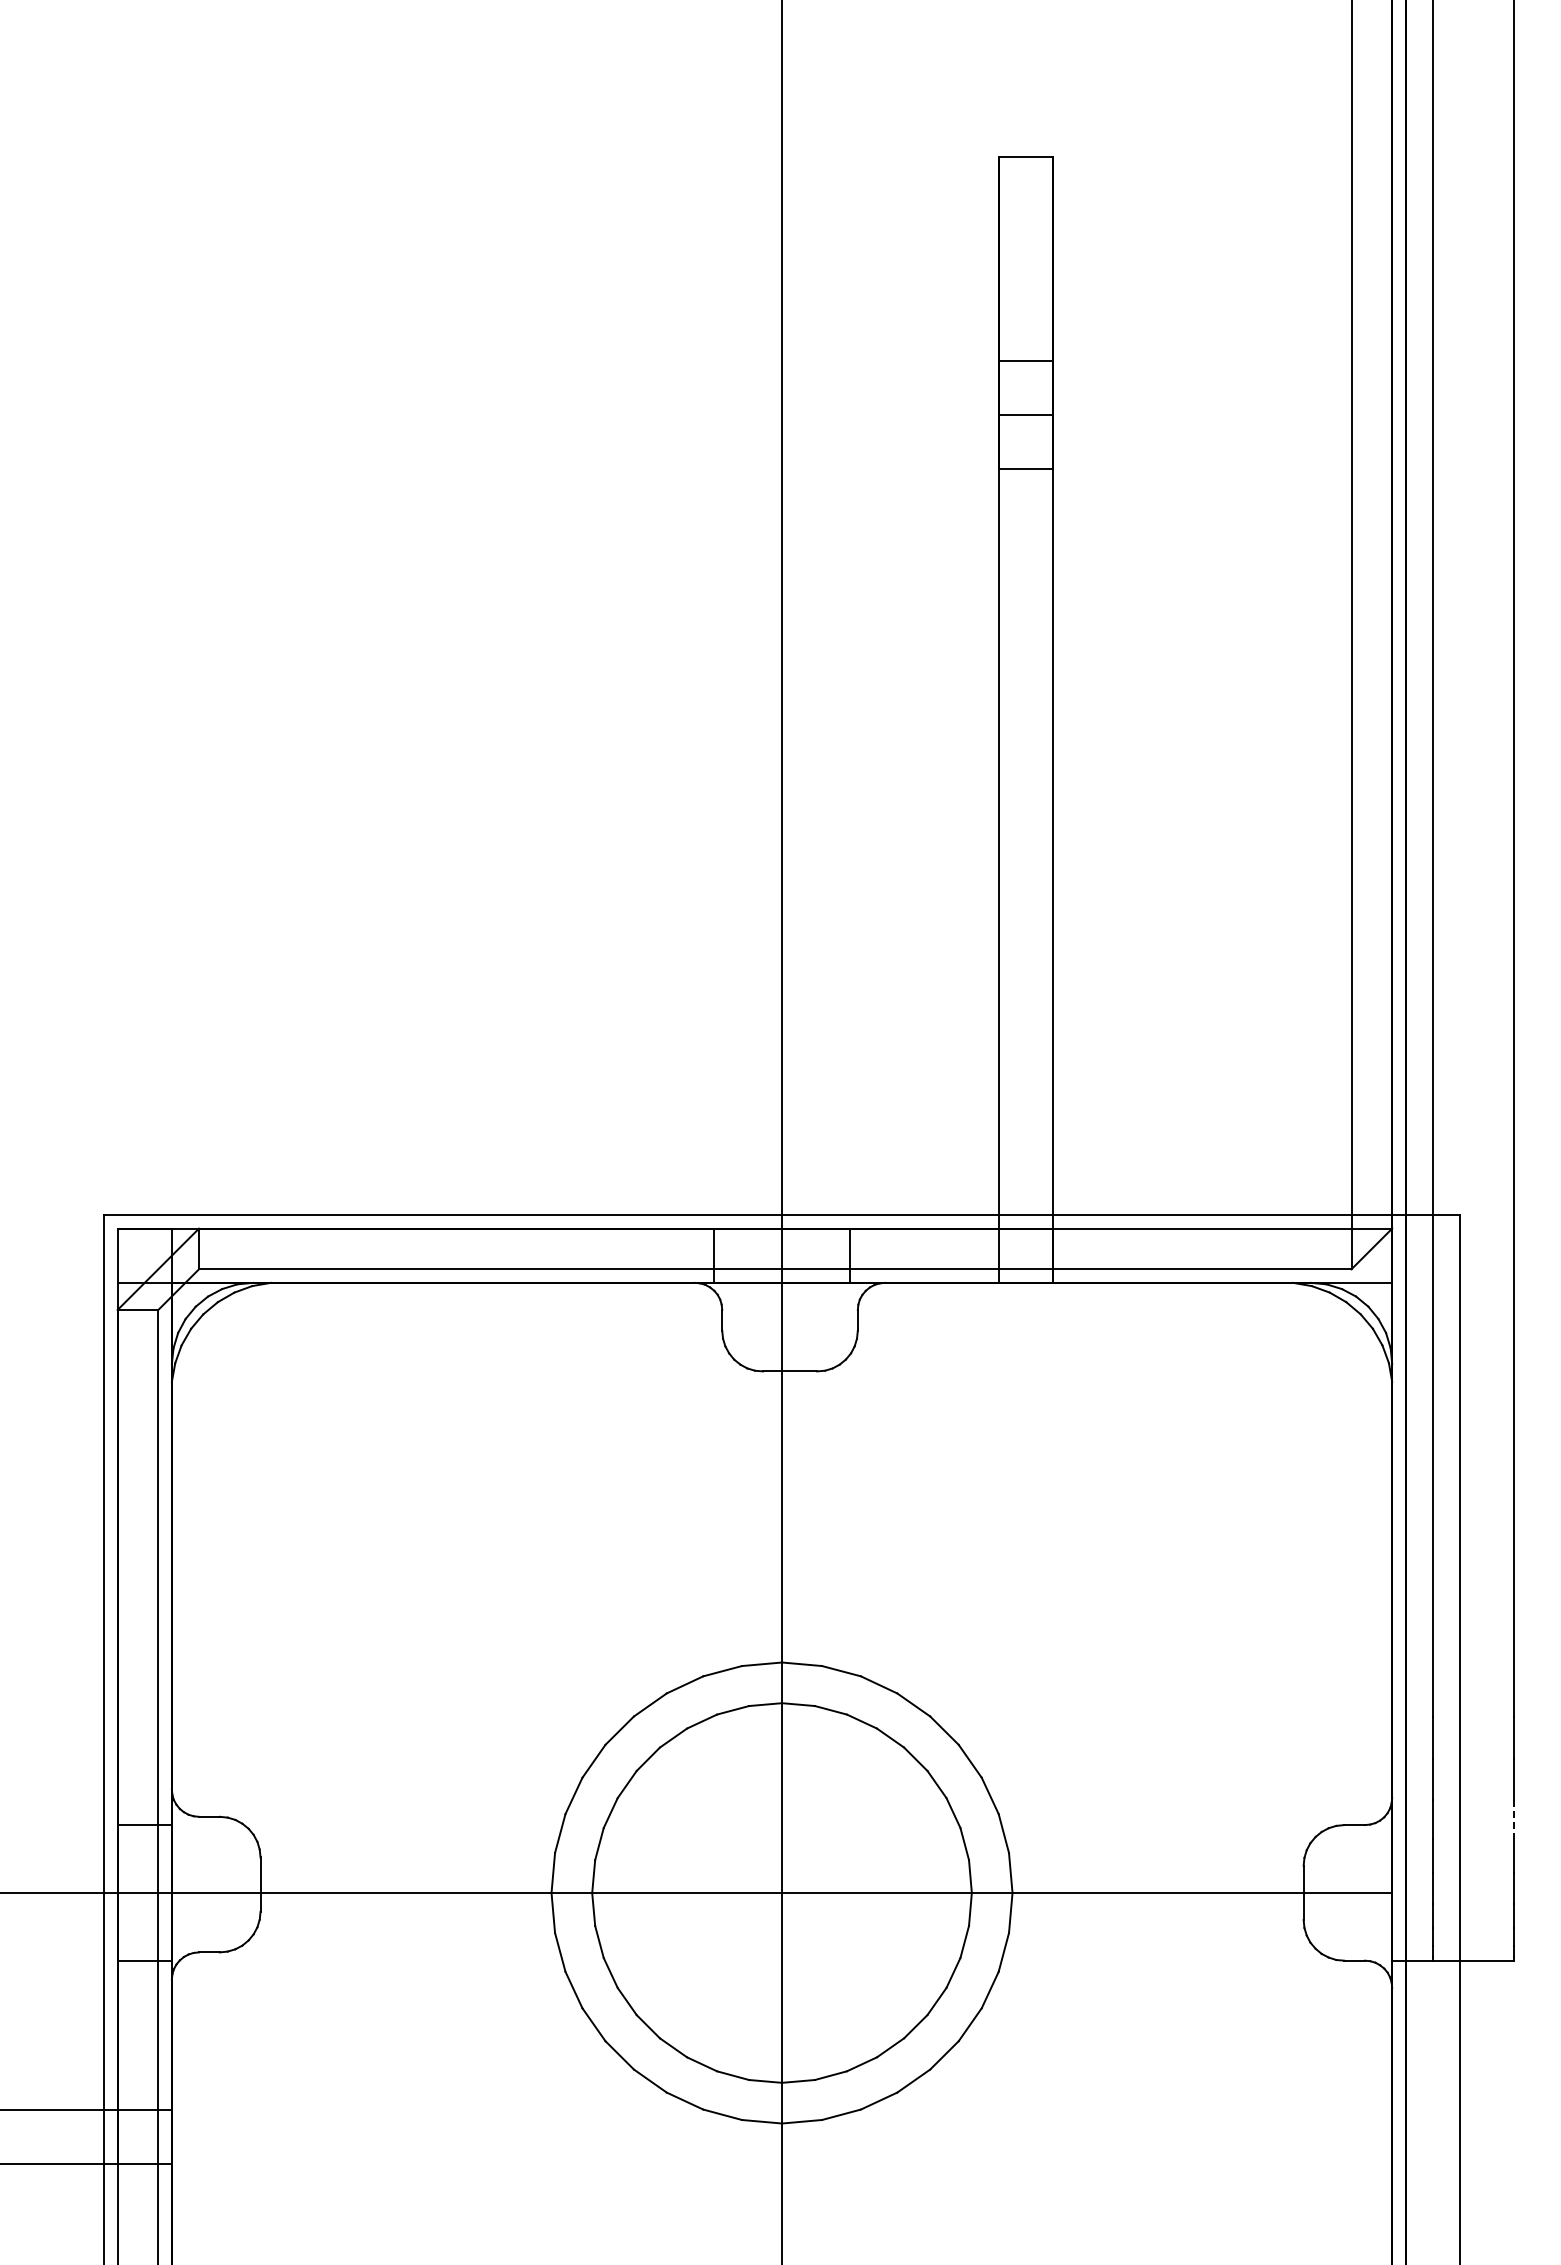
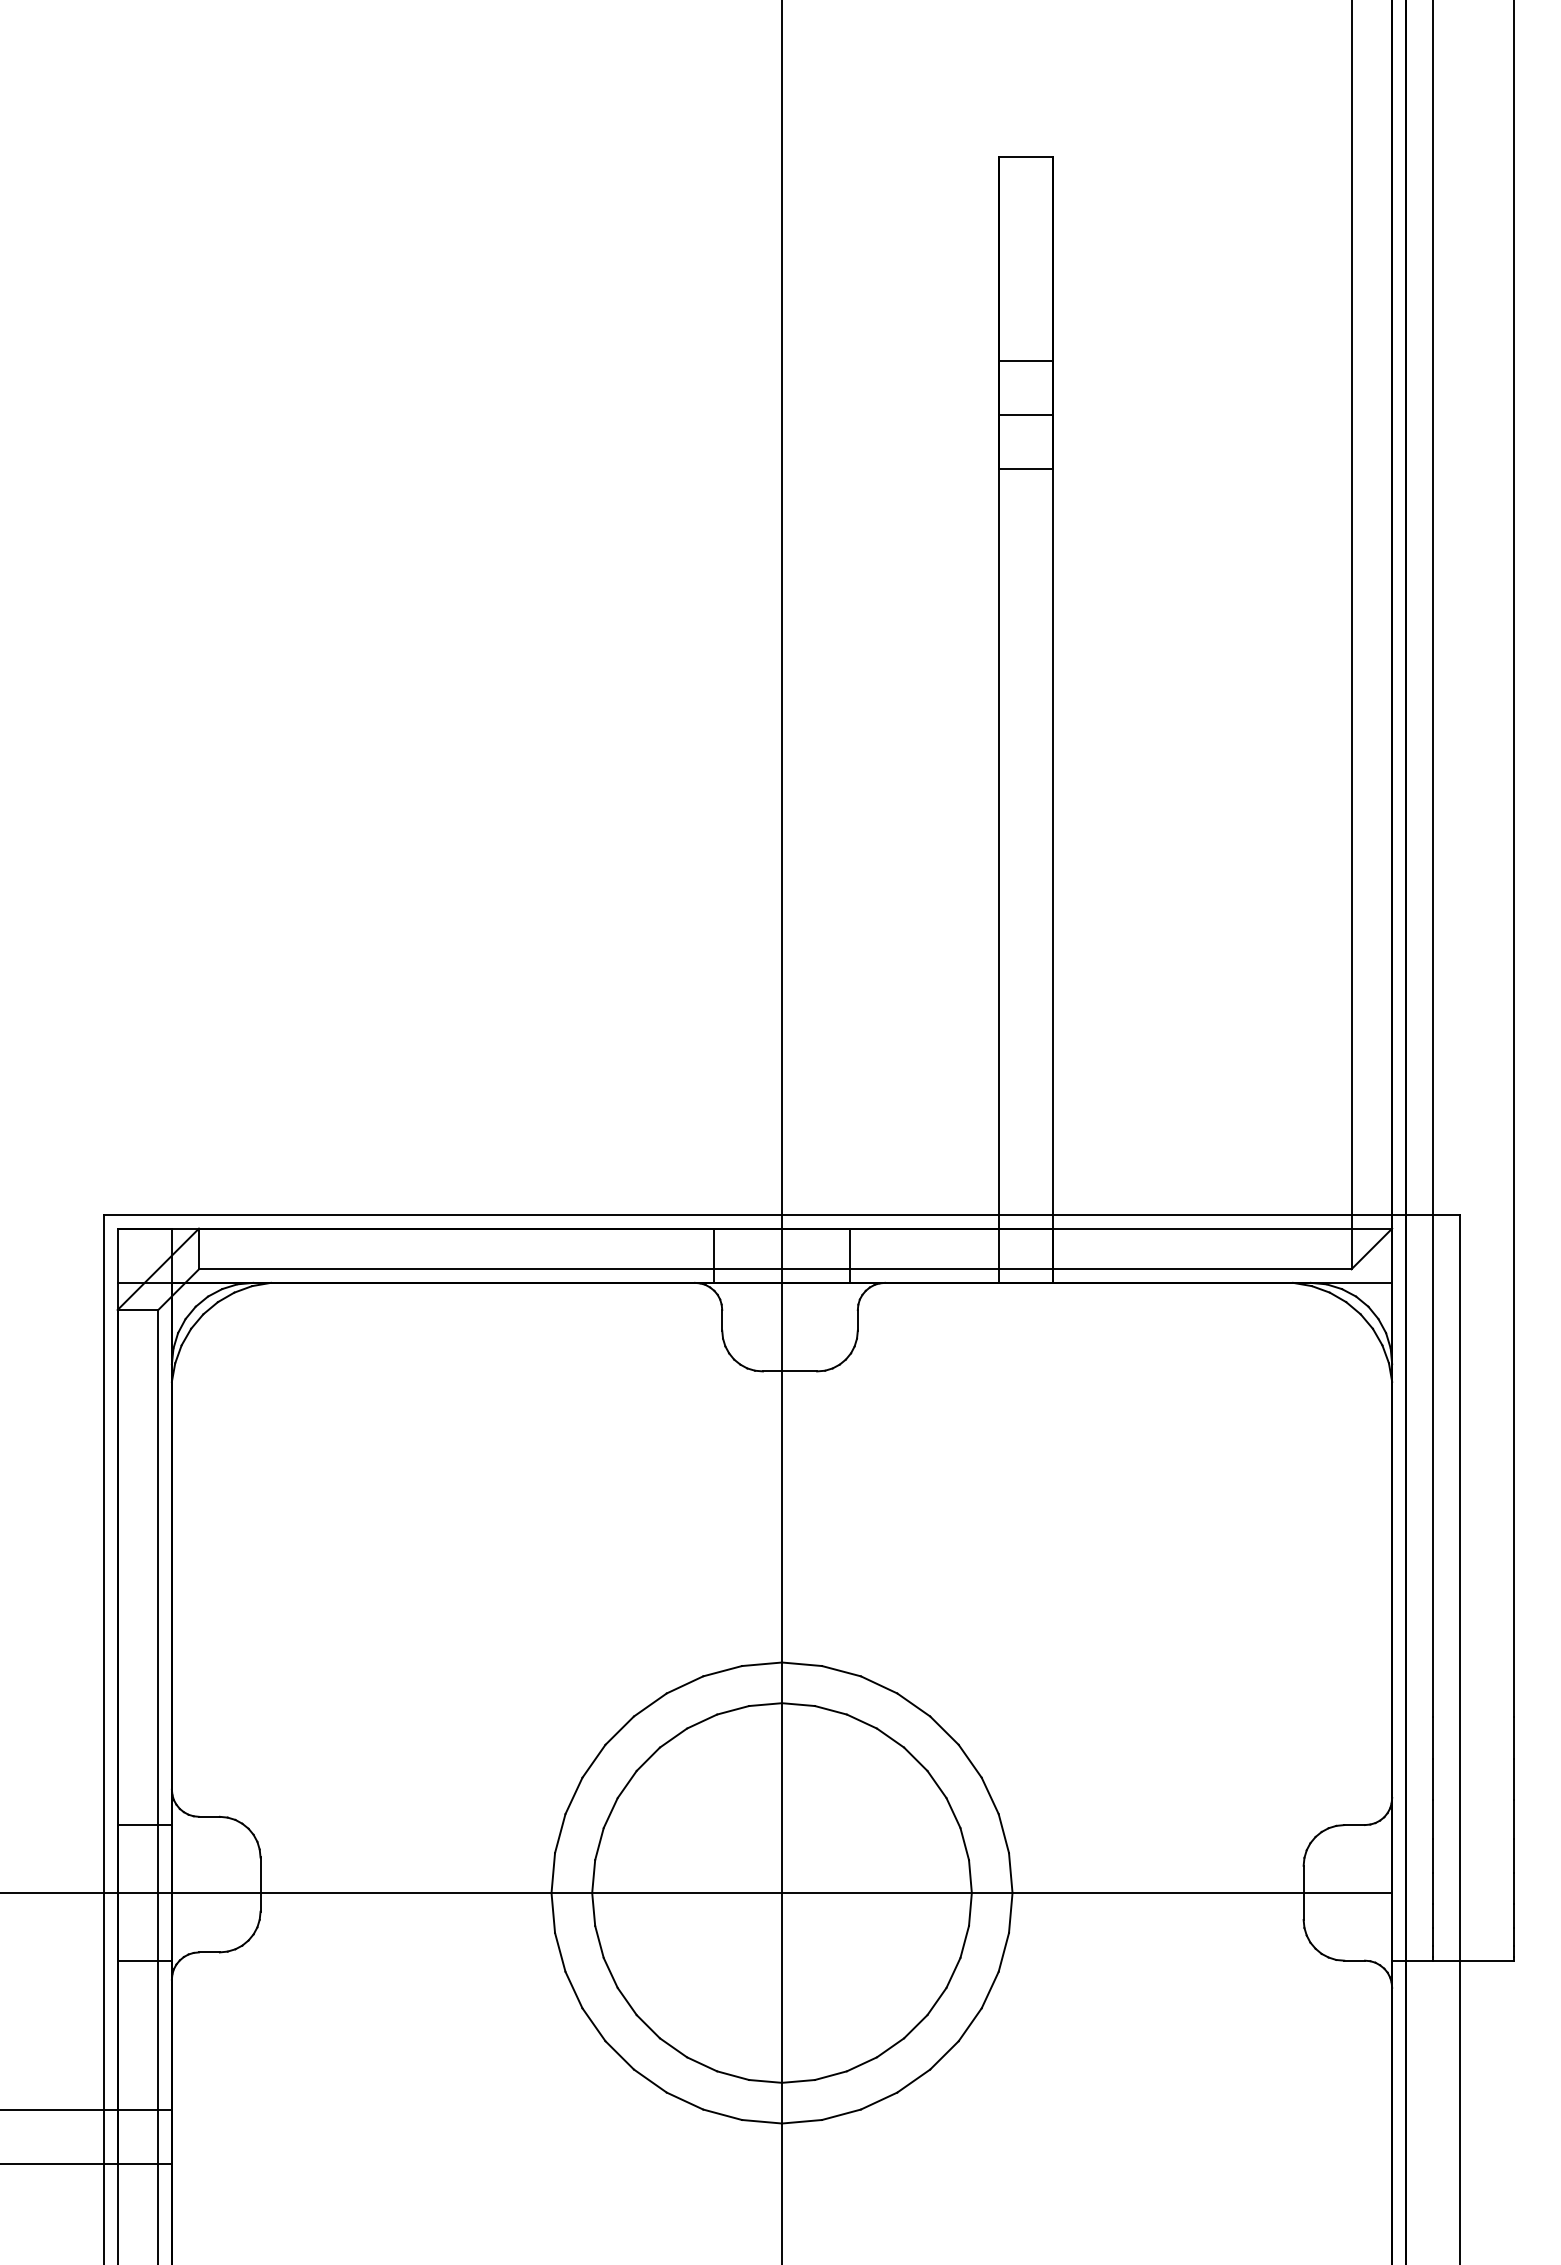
line: dashed -> solid (1514, 1819)
